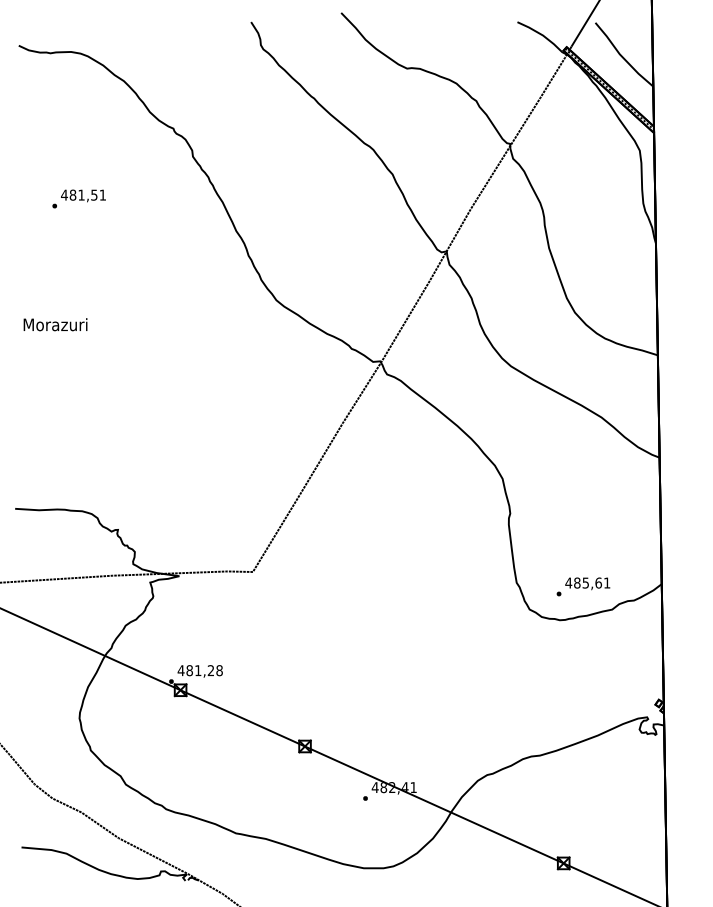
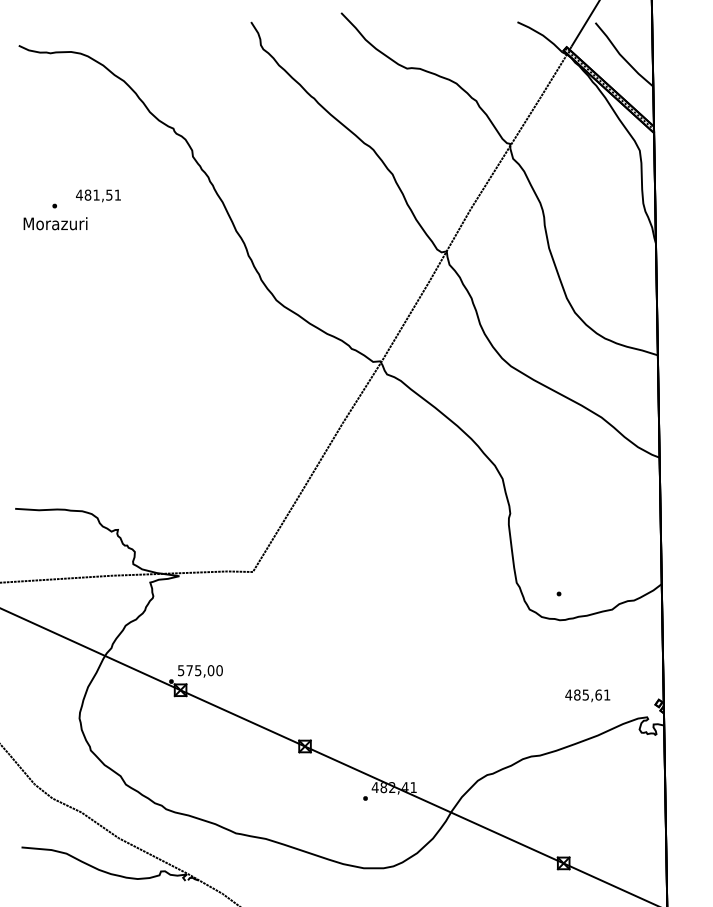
text position: (83, 195) -> (98, 195) (98, 195)
text position: (55, 324) -> (55, 223) (55, 223)
text position: (587, 583) -> (587, 695) (587, 695)
text: 481,28 -> 575,00 (199, 670)
